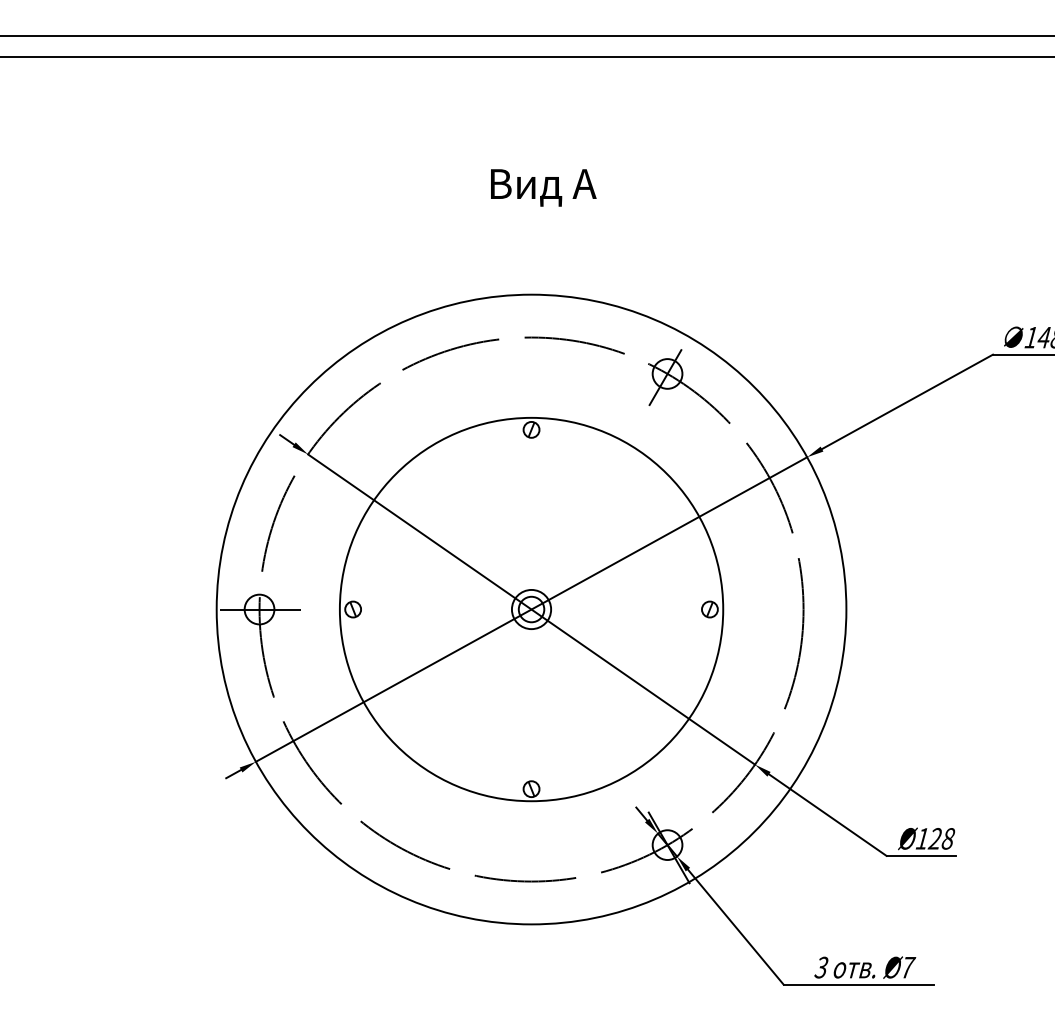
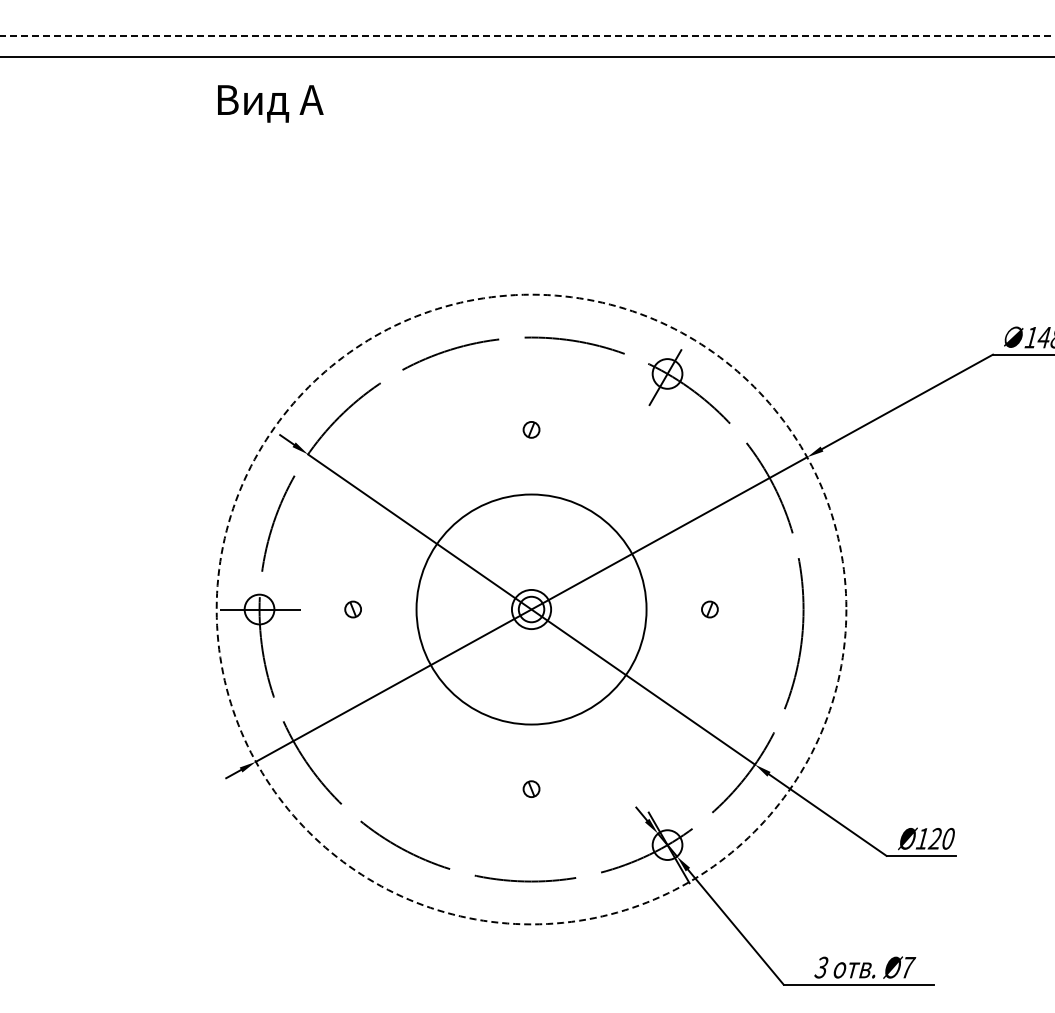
line: solid -> dashed (527, 35)
text position: (543, 187) -> (270, 103) (270, 103)
circle diameter: 383 px -> 230 px (531, 609)
circle: solid -> dashed (531, 609)
text: Ø128 -> Ø120 (948, 838)
